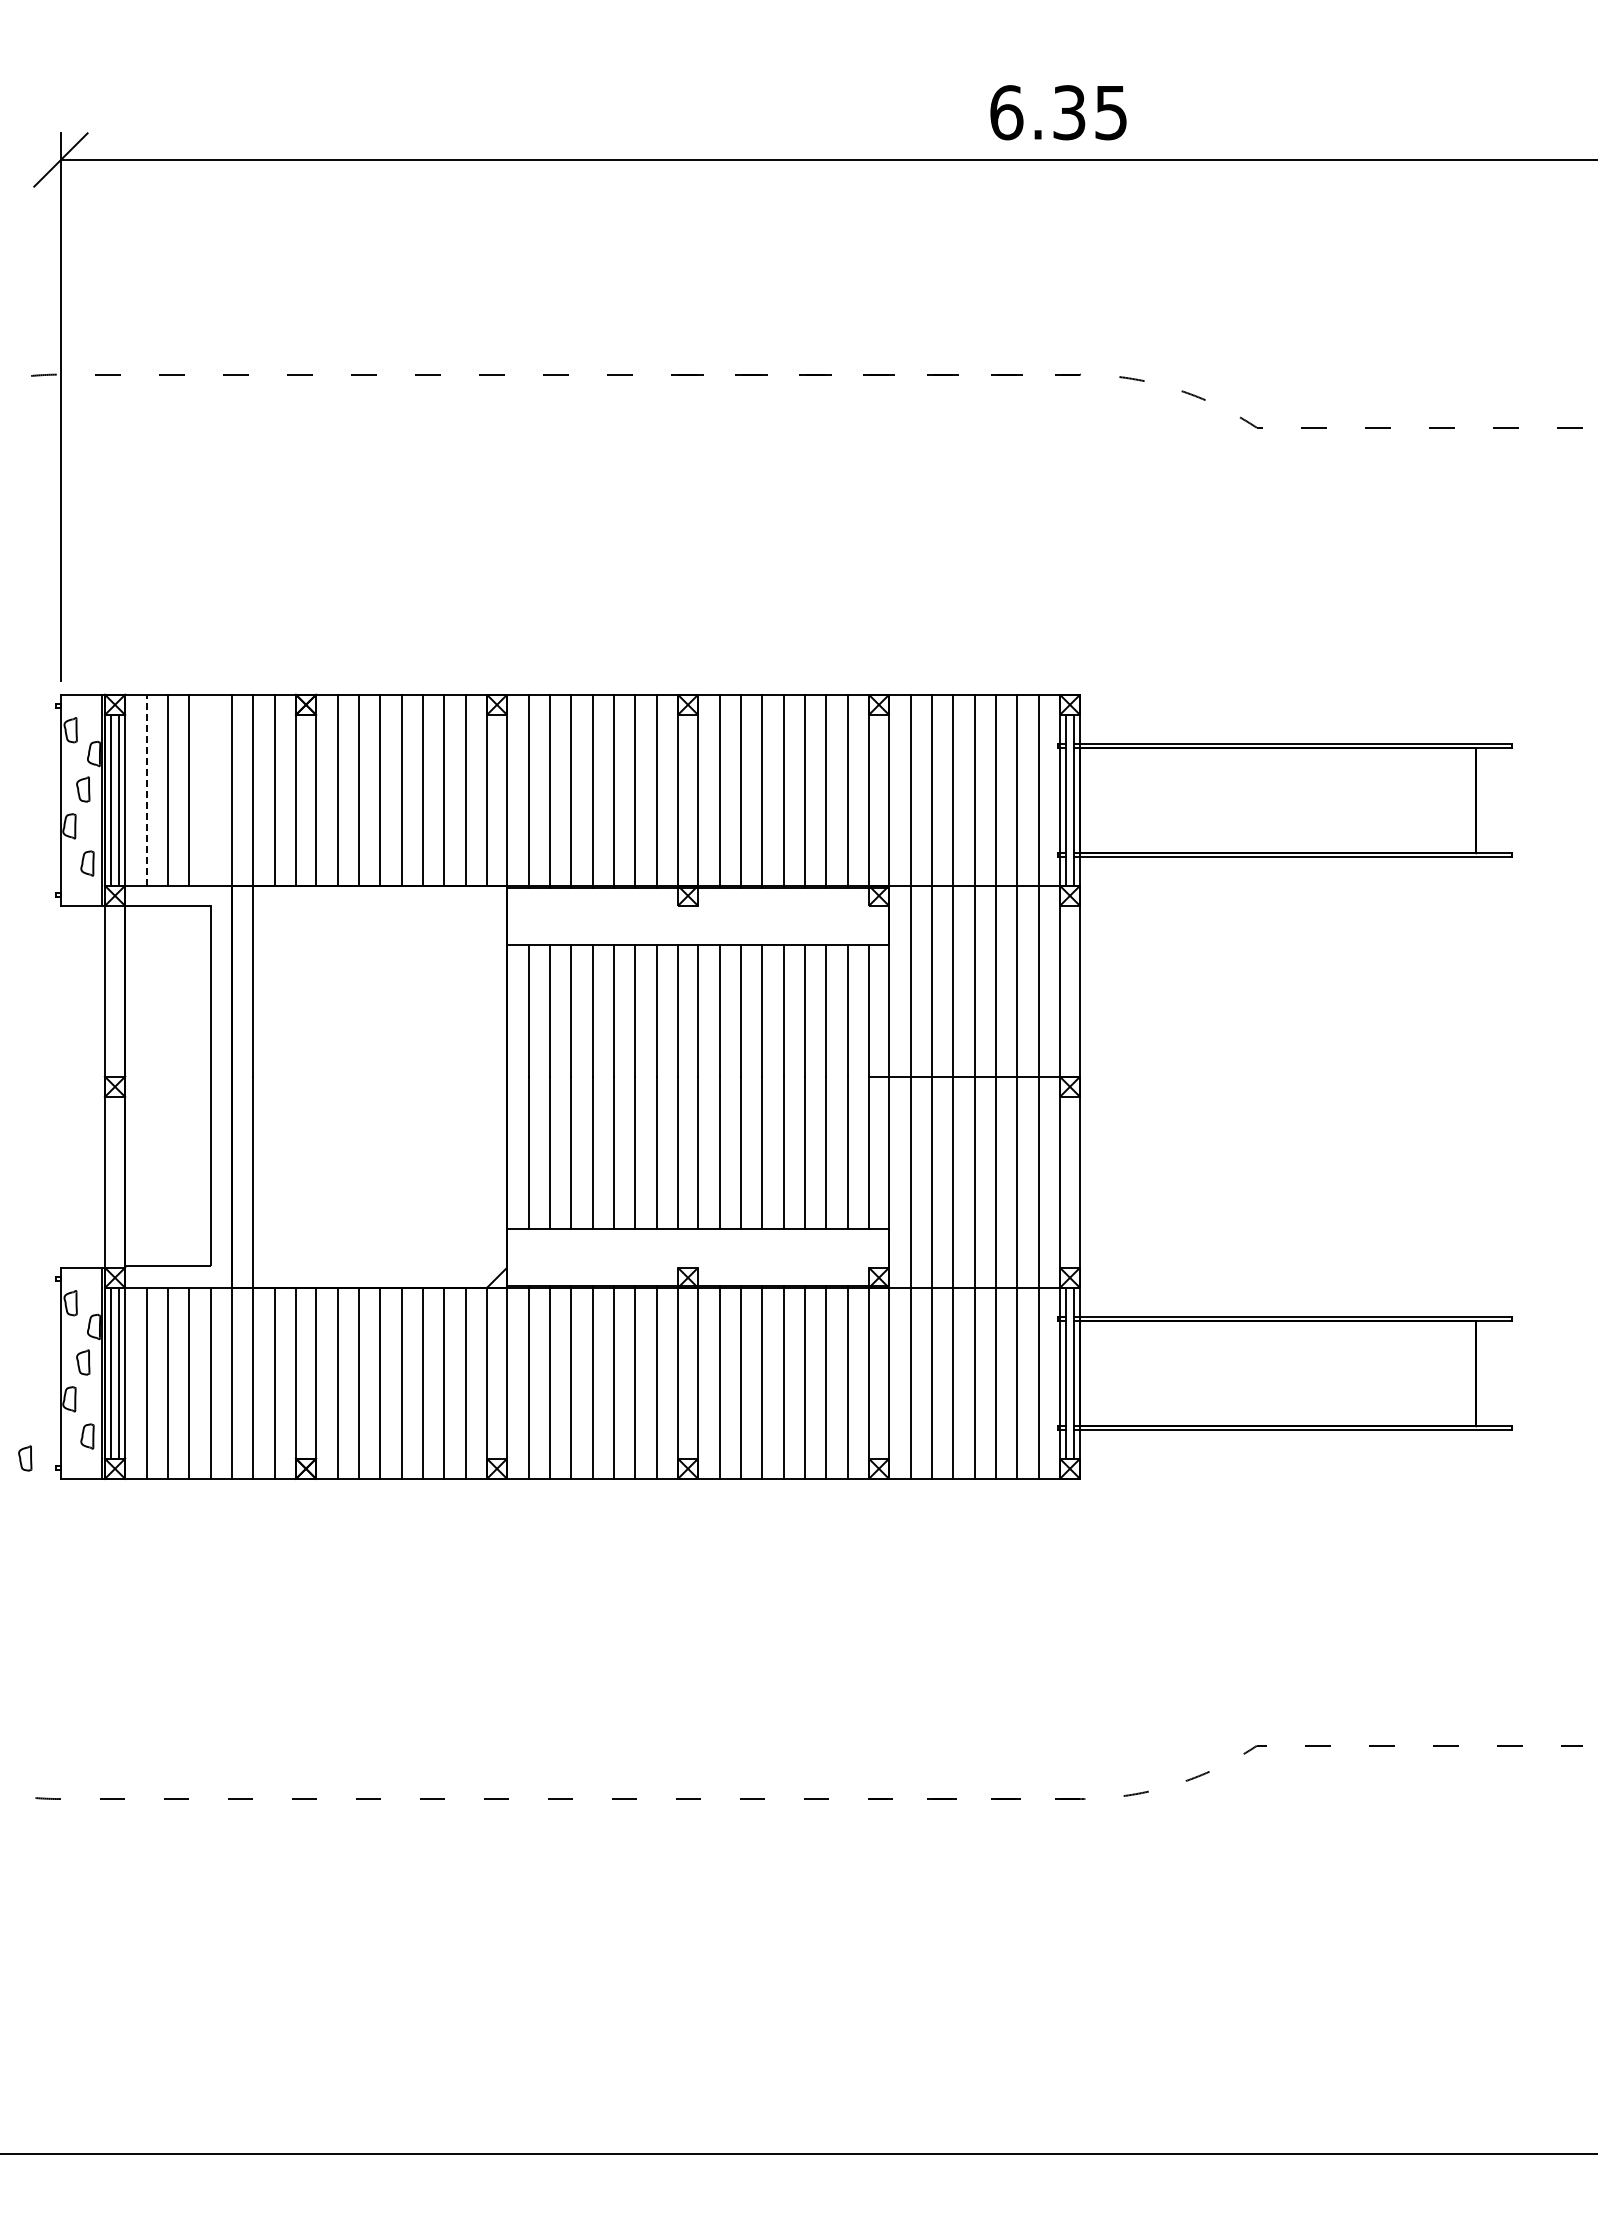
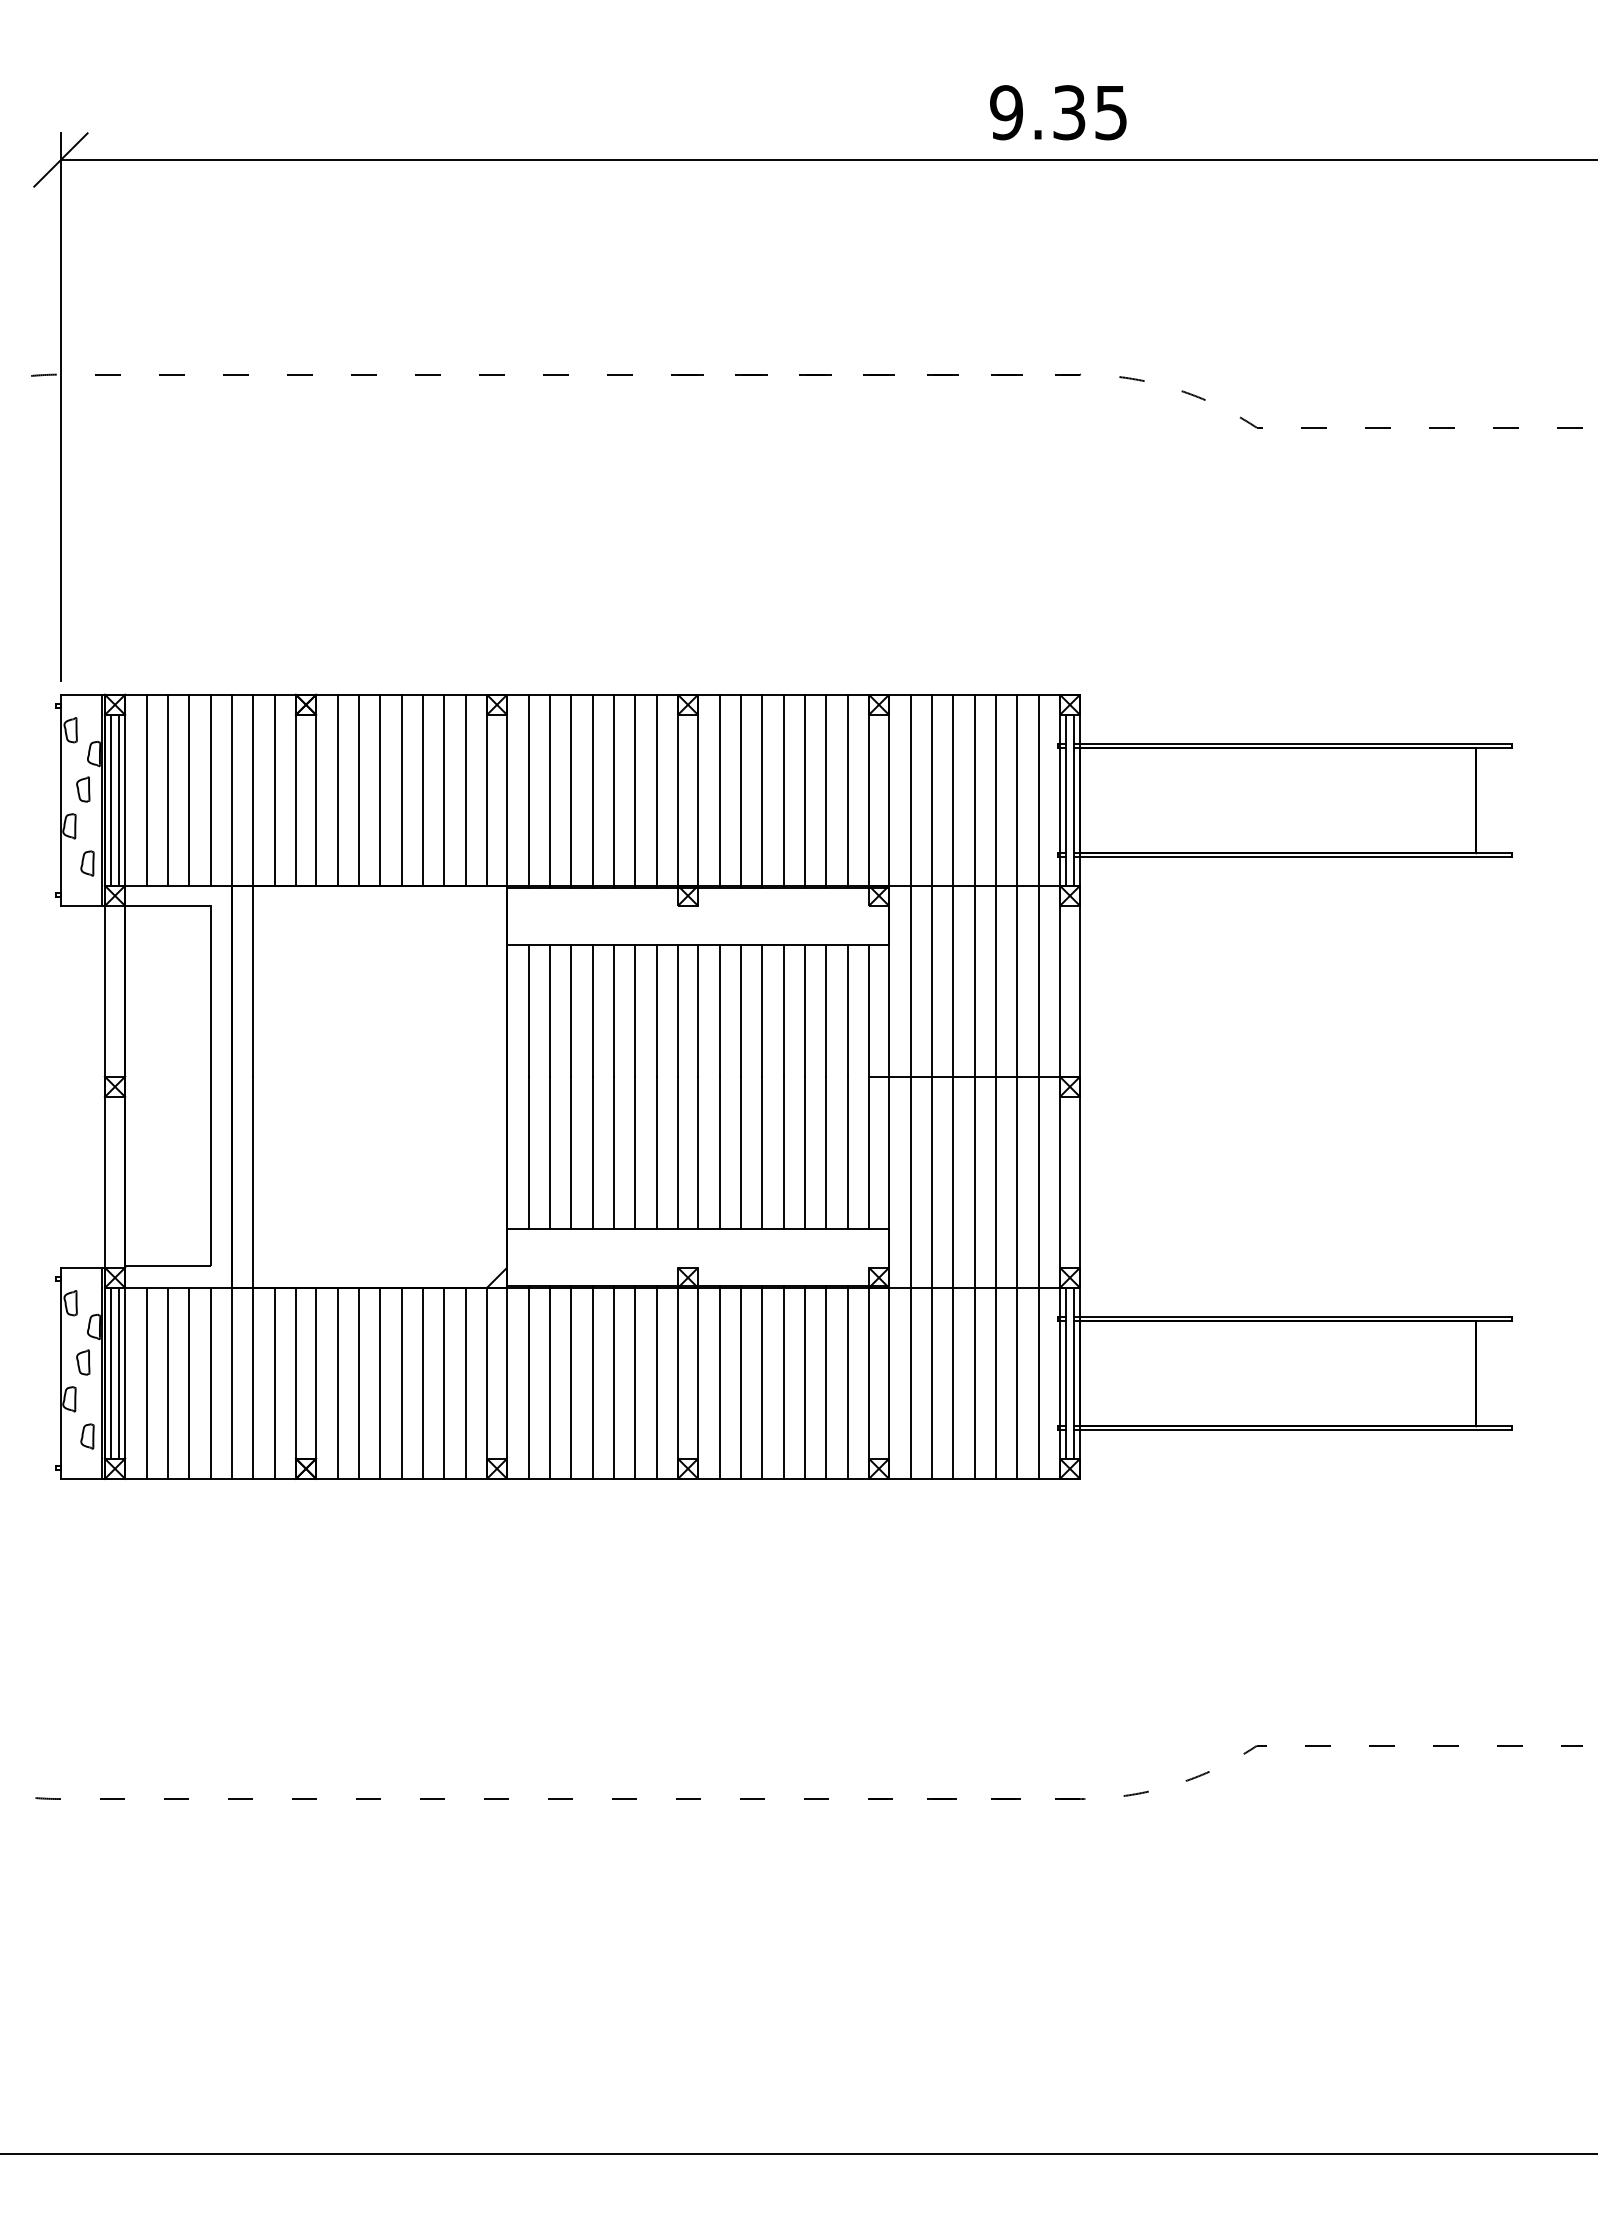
text: 6.35 -> 9.35 (1006, 112)
line: dashed -> solid (146, 789)
line: none -> present (210, 789)
part: present -> none (25, 1458)
